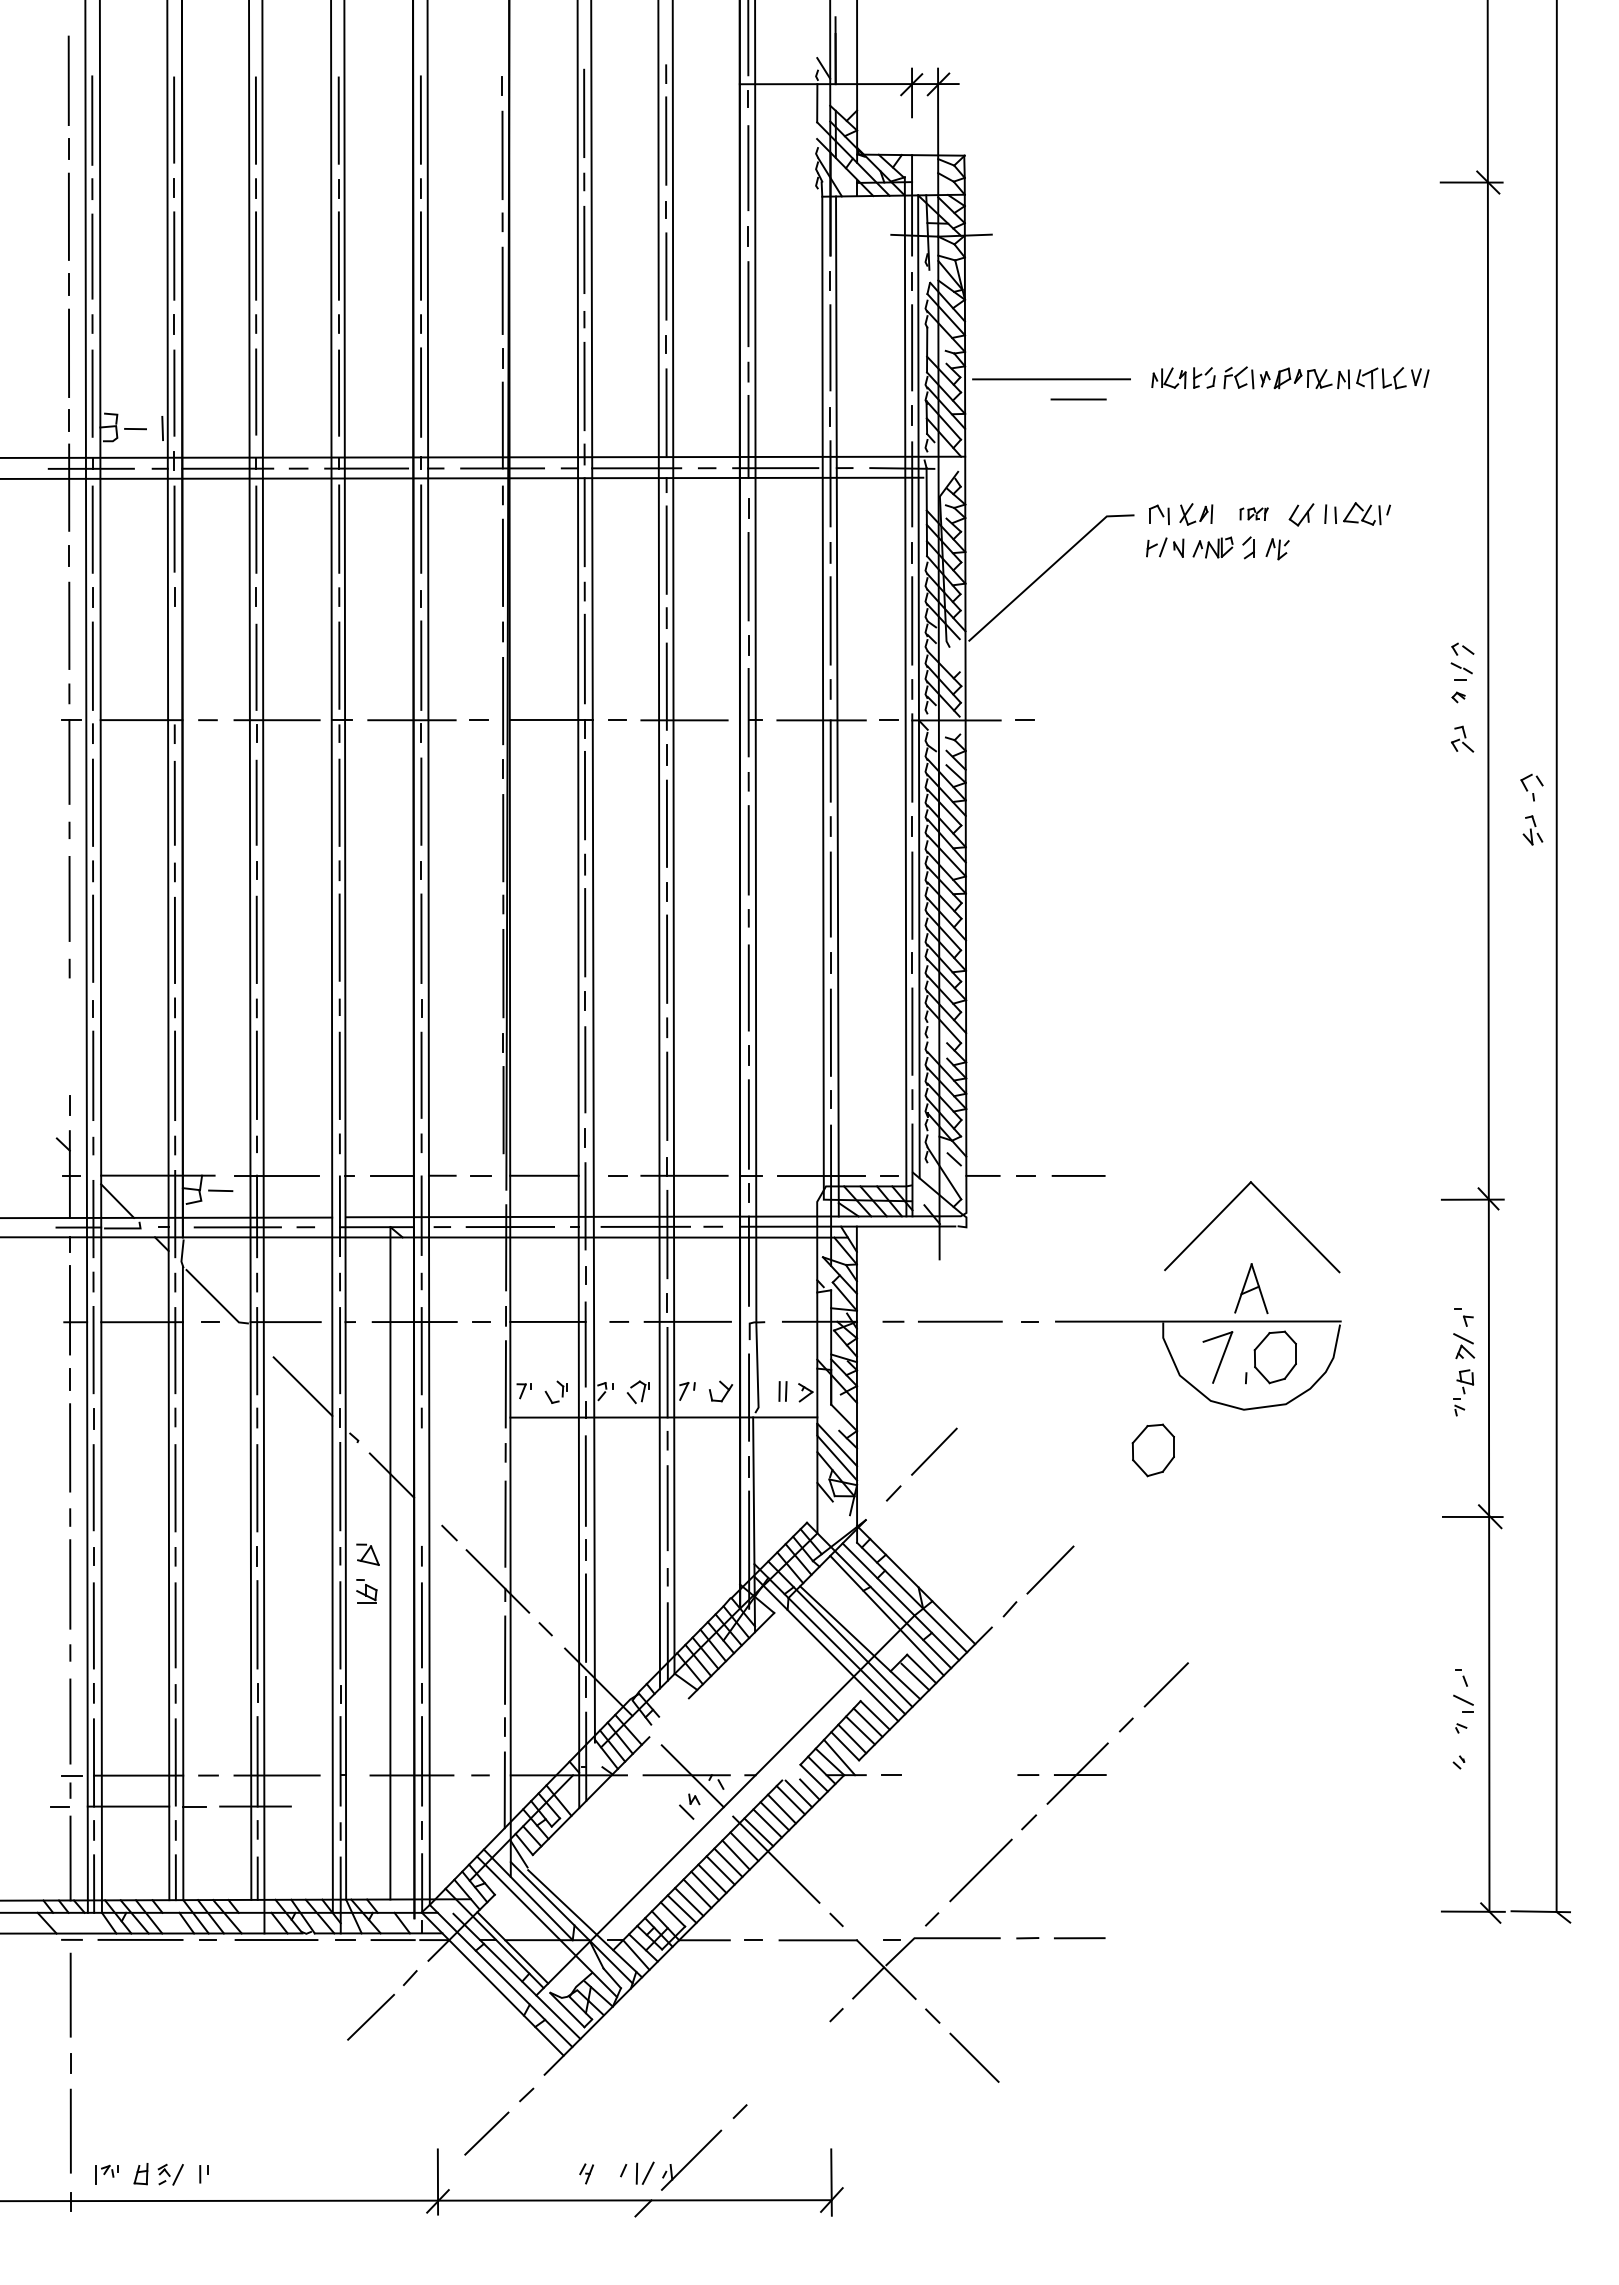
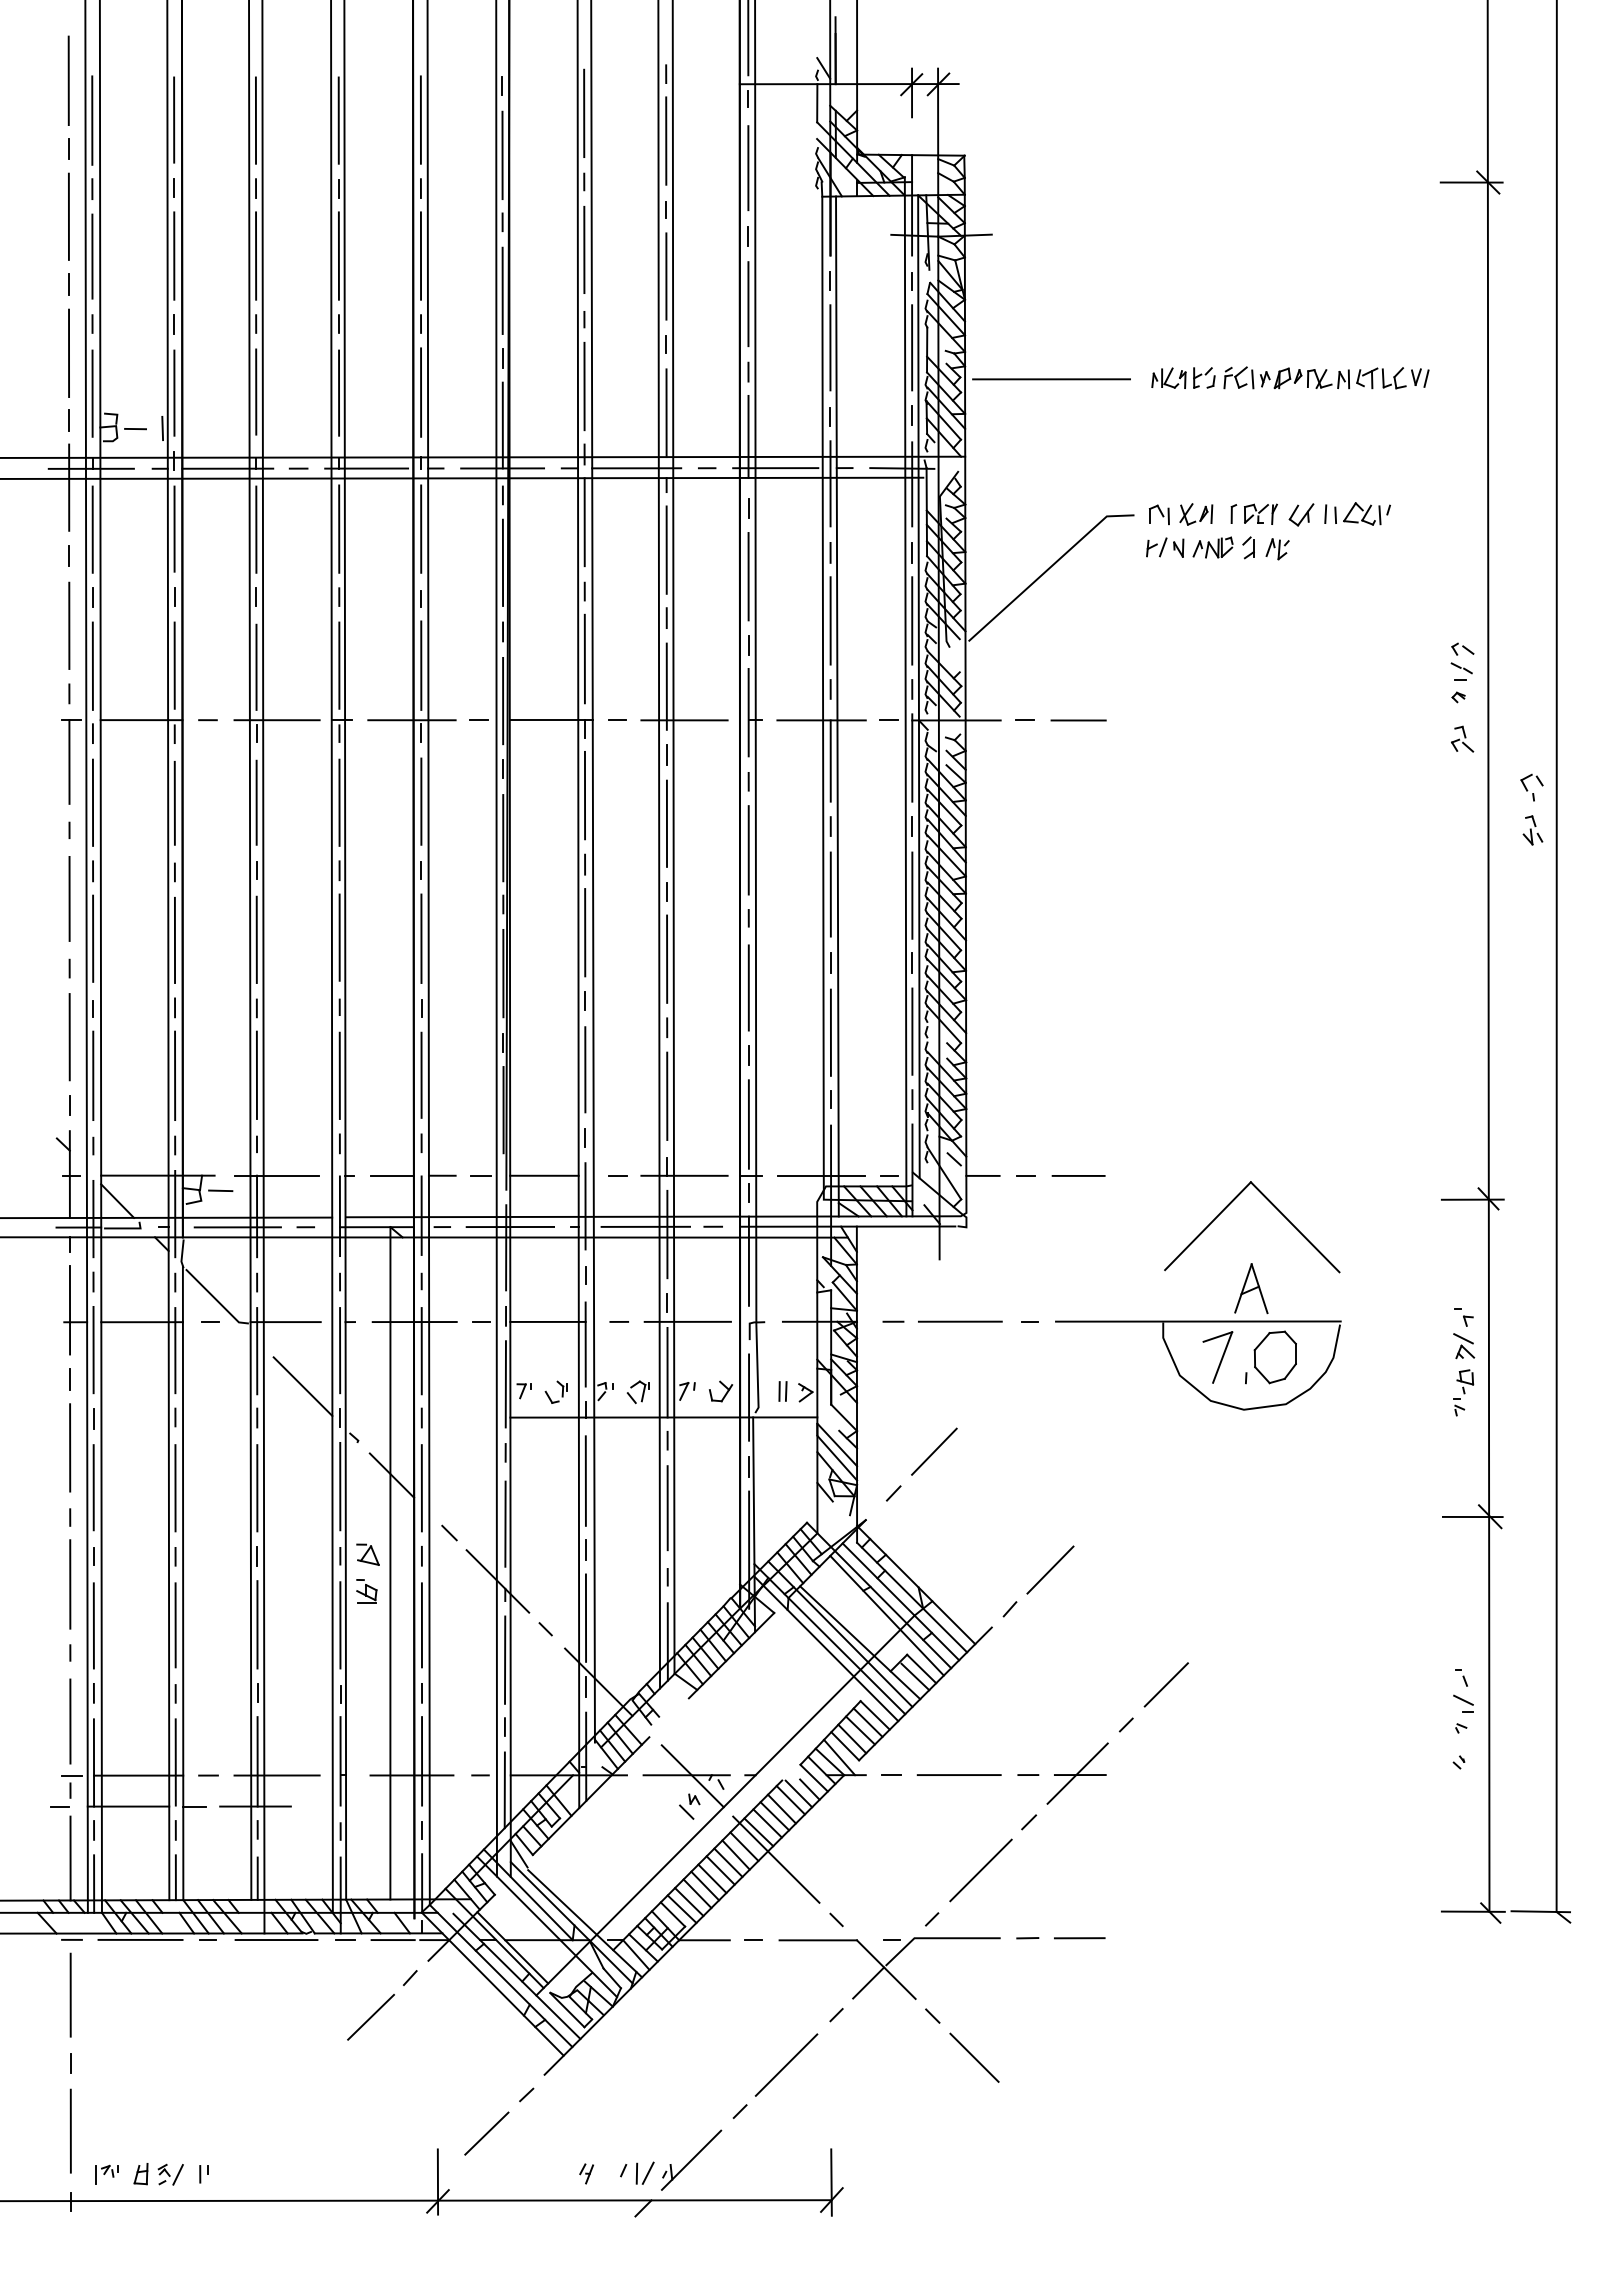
line position: (1078, 399) -> (1078, 720) (1078, 720)
part size: 30x14 px -> 48x22 px (1253, 513)
line: none -> present (174, 665)
line: none -> present (496, 939)
line: none -> present (69, 1037)
part: present -> none (1152, 1450)
line: none -> present (421, 1488)
line: none -> present (958, 1775)
line: none -> present (786, 2064)
